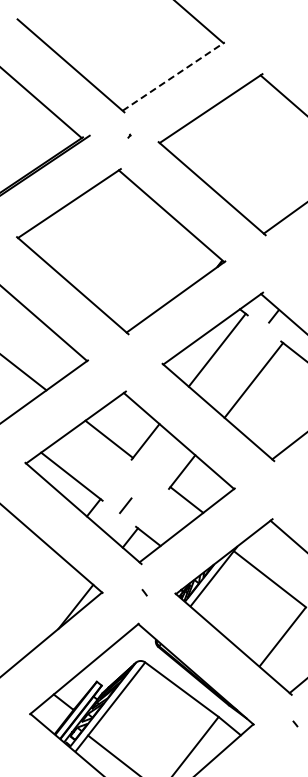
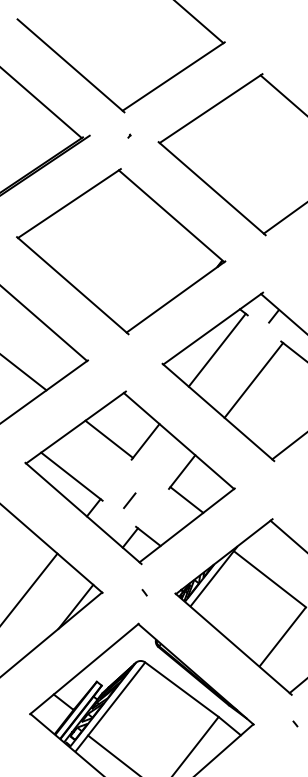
line: dashed -> solid (174, 76)
line position: (125, 505) -> (129, 500) (129, 500)
line: none -> present (29, 588)
